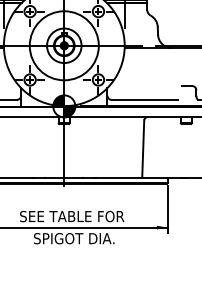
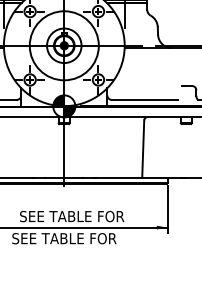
text: SPIGOT DIA. -> SEE TABLE FOR (64, 238)
